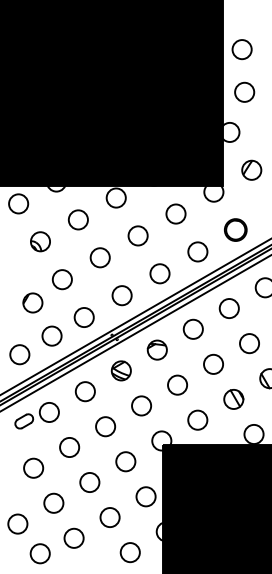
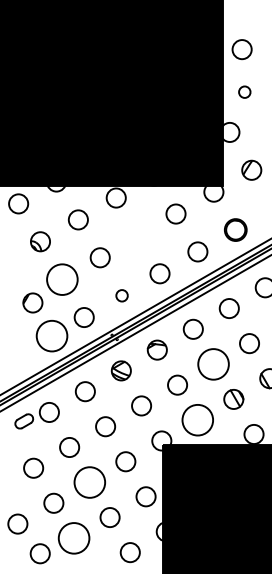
circle size: 22x22 px -> 14x14 px (244, 91)
circle: present -> none (137, 235)
circle diameter: 19 px -> 31 px (62, 279)
circle size: 22x22 px -> 14x14 px (121, 295)
circle diameter: 19 px -> 31 px (51, 335)
circle: present -> none (19, 354)
circle diameter: 19 px -> 31 px (213, 364)
circle diameter: 19 px -> 31 px (197, 419)
circle diameter: 19 px -> 31 px (89, 482)
circle diameter: 19 px -> 31 px (73, 538)
